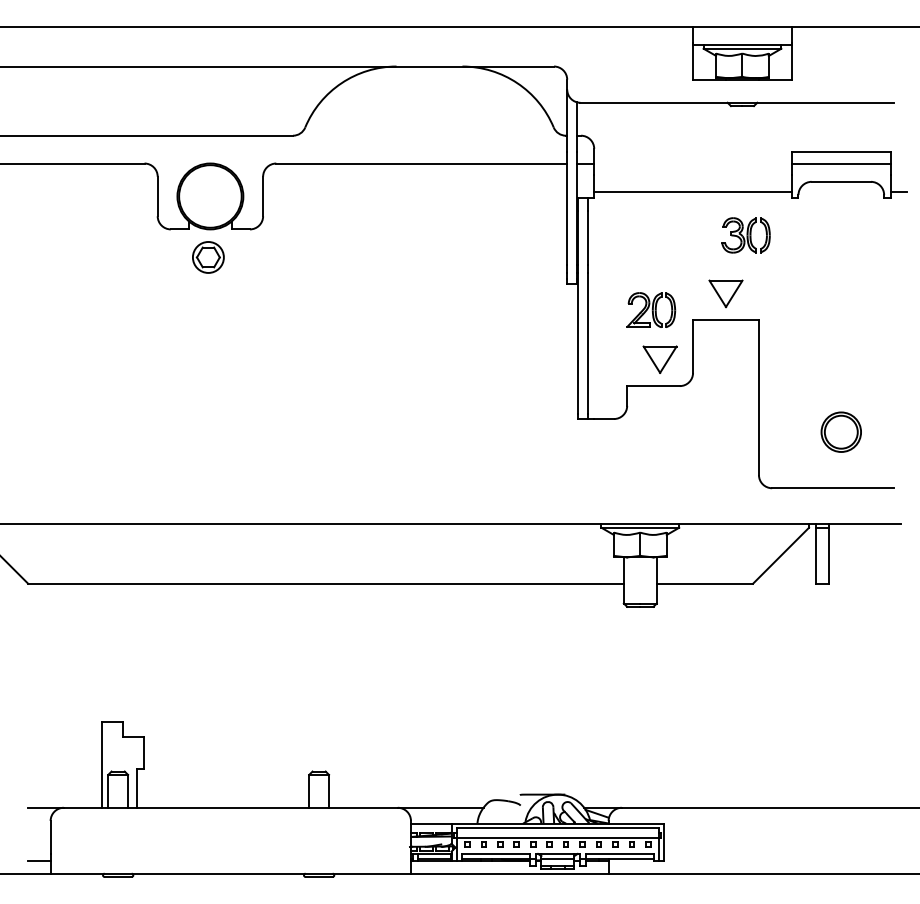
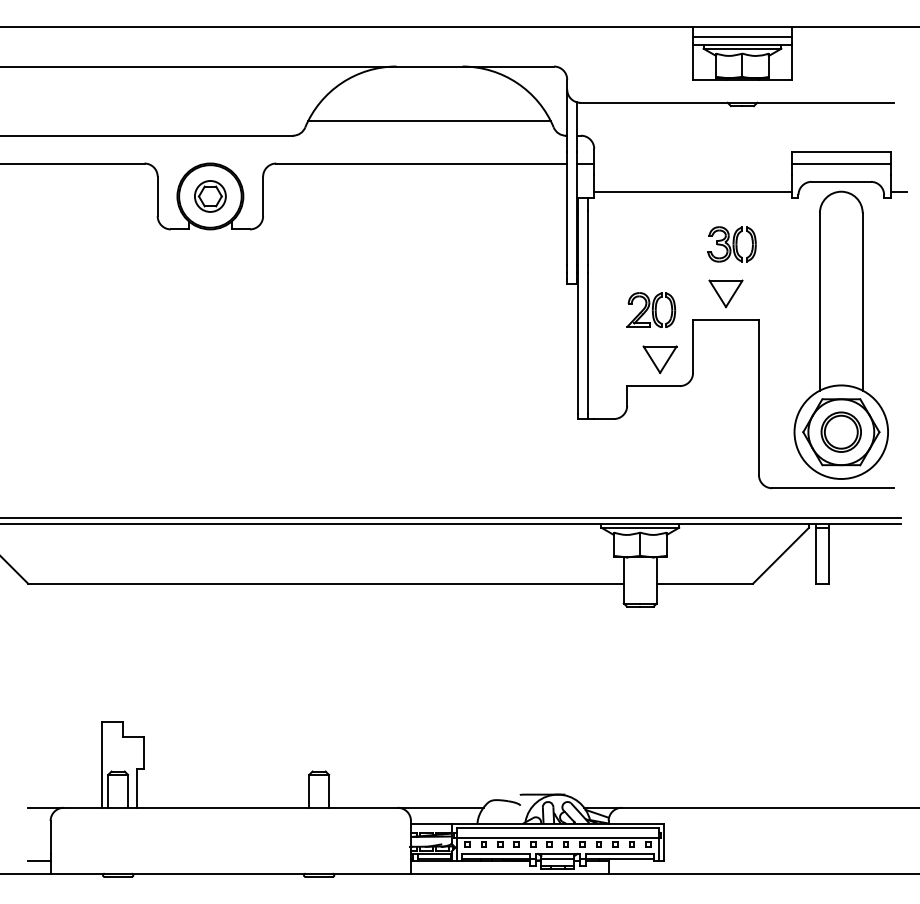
line: none -> present (742, 36)
line: none -> present (429, 120)
part position: (745, 235) -> (731, 244) (731, 244)
part position: (208, 257) -> (210, 196) (210, 196)
part: none -> present (840, 334)
line: none -> present (451, 517)
